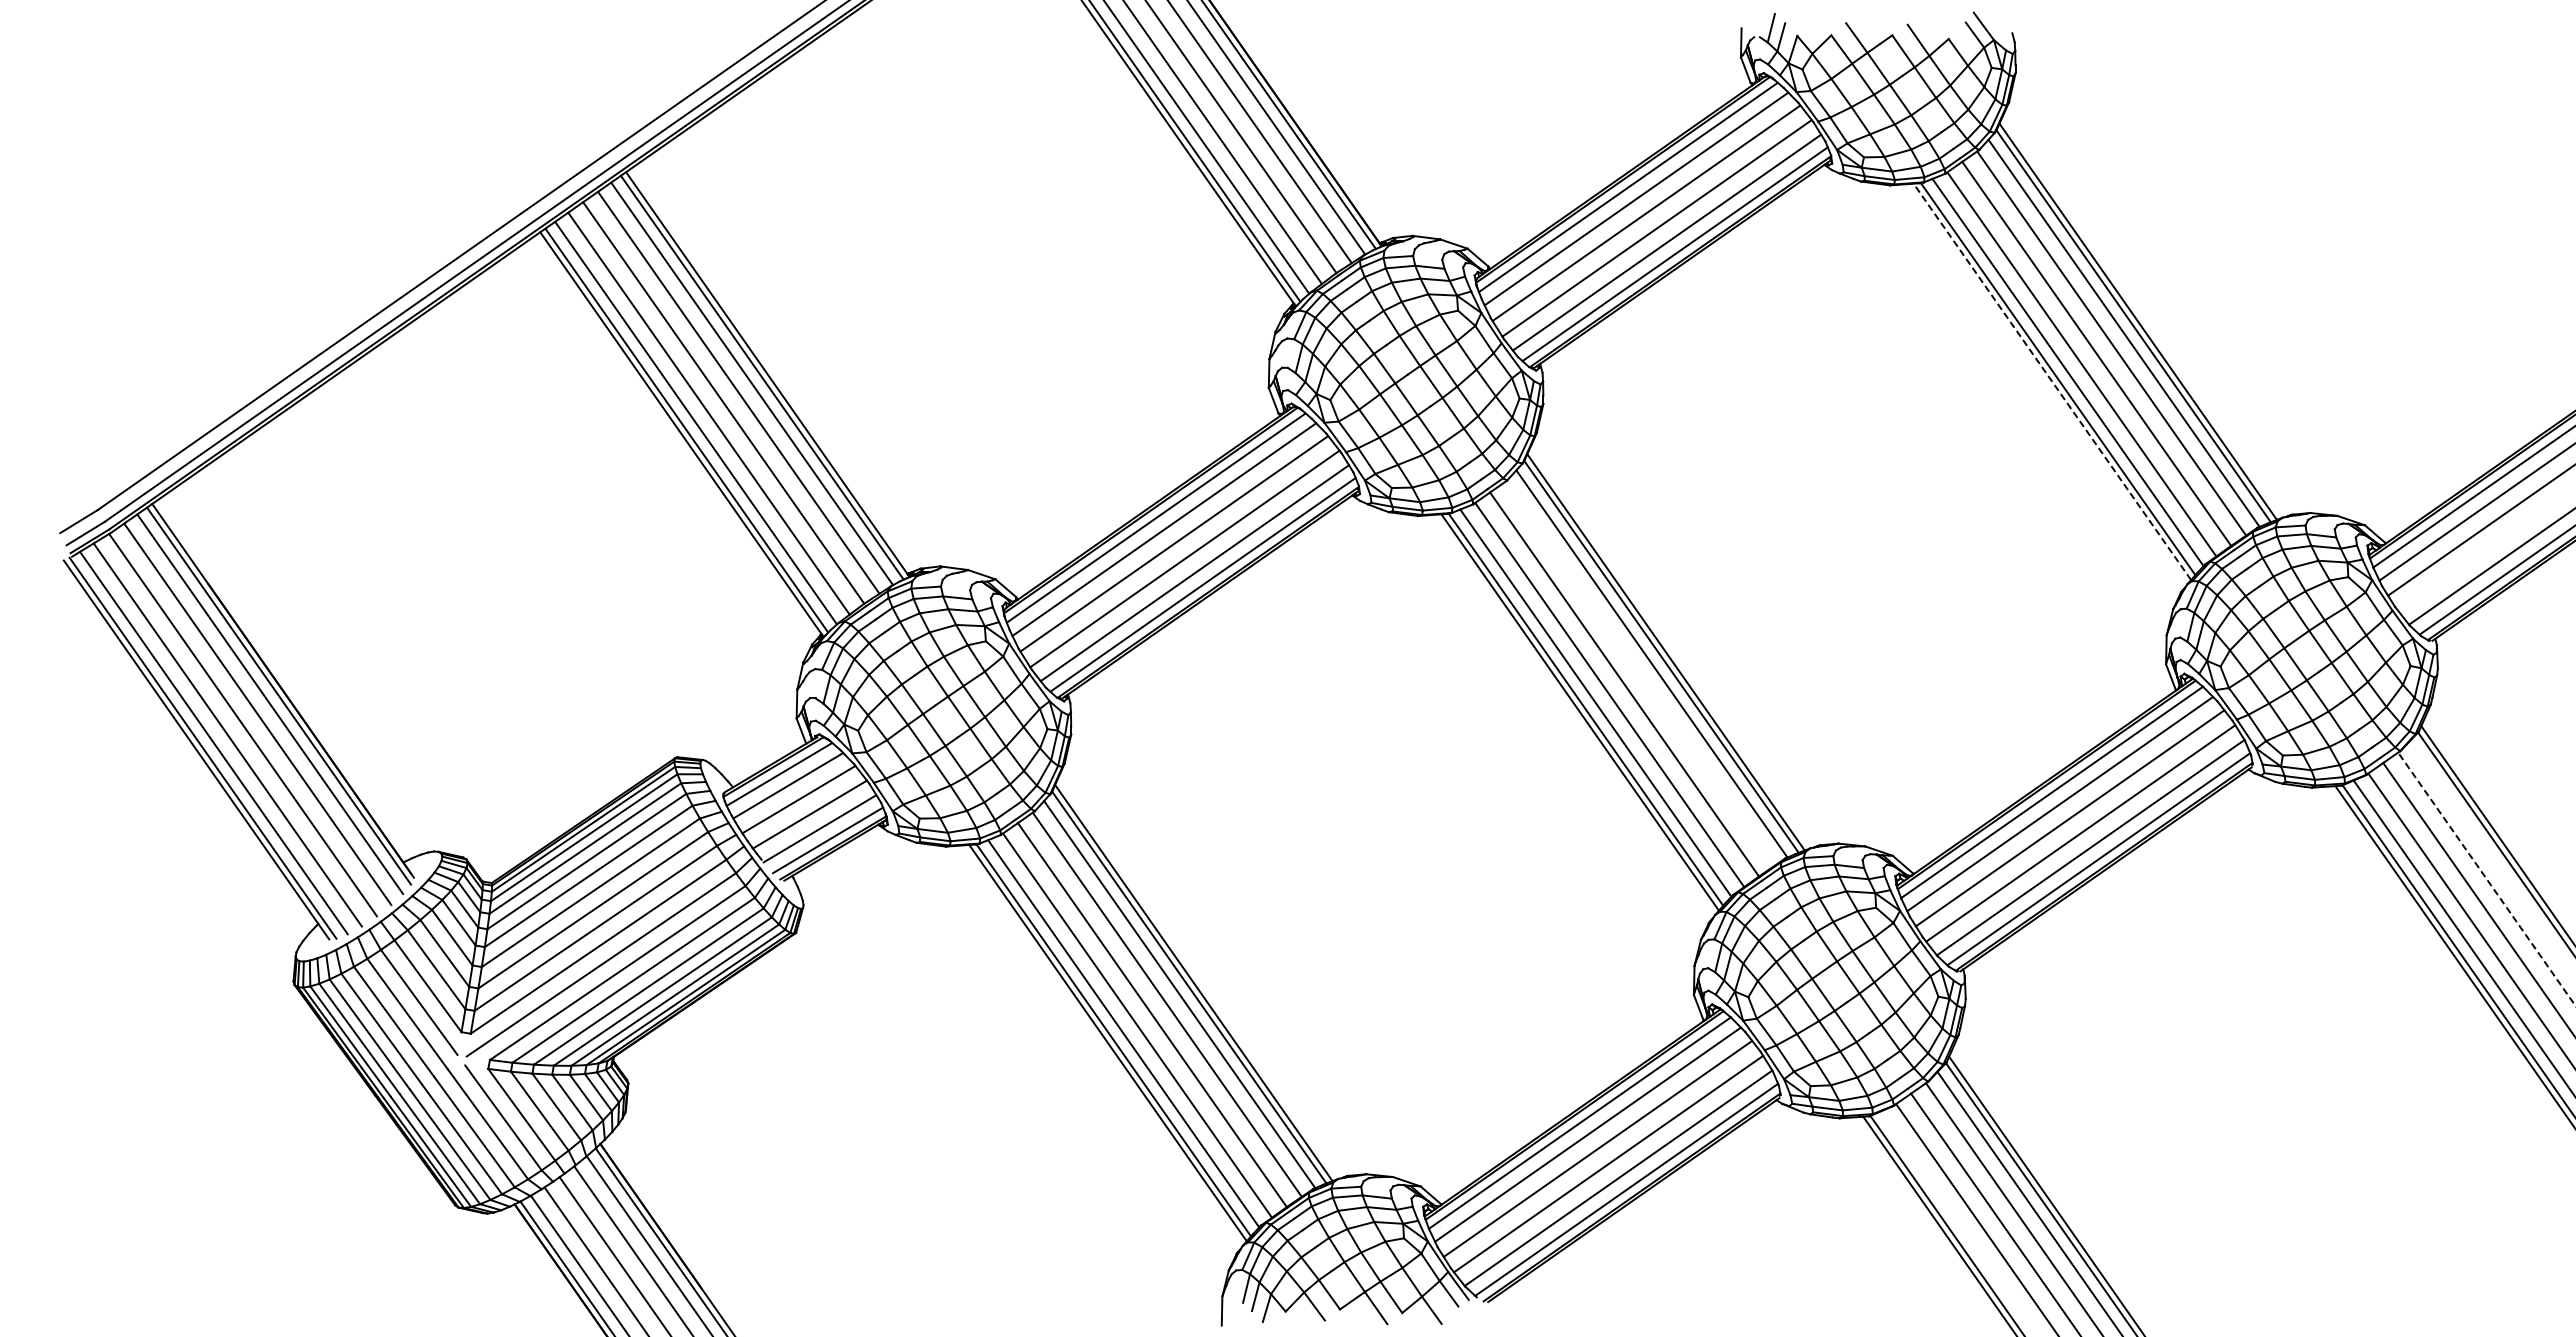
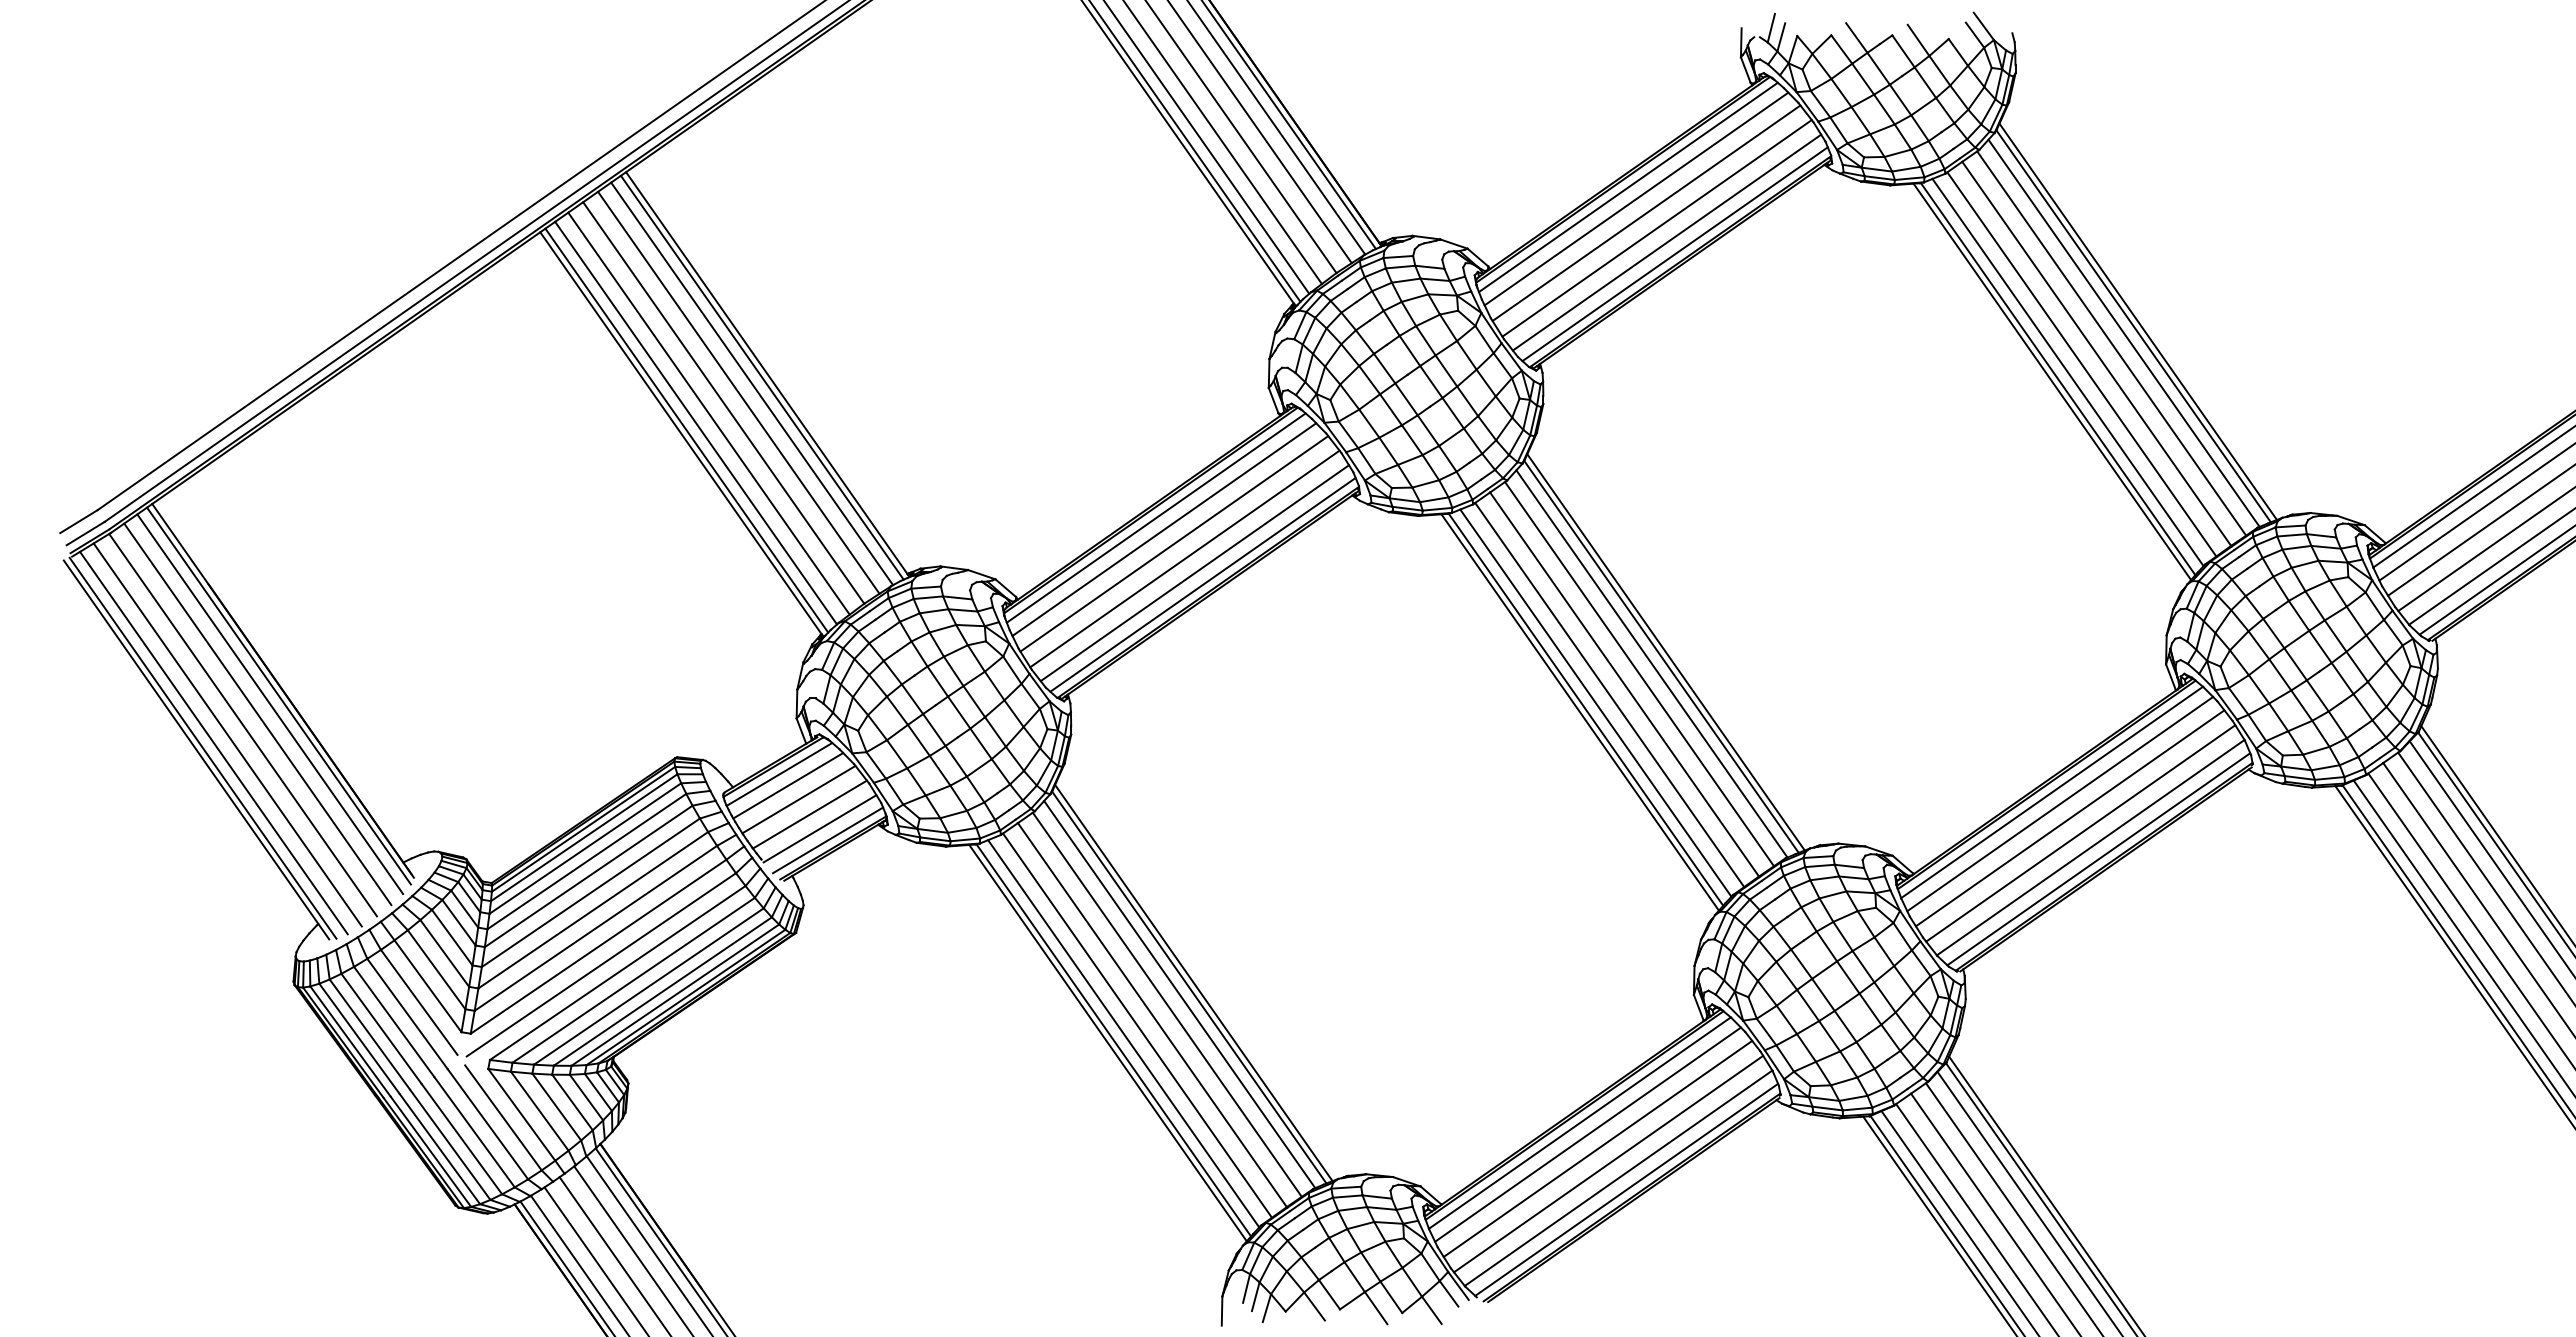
line: dashed -> solid (2052, 381)
line: none -> present (2485, 549)
line: none -> present (1639, 674)
line: none -> present (2490, 857)
line: dashed -> solid (2487, 879)
line: none -> present (1959, 1222)
